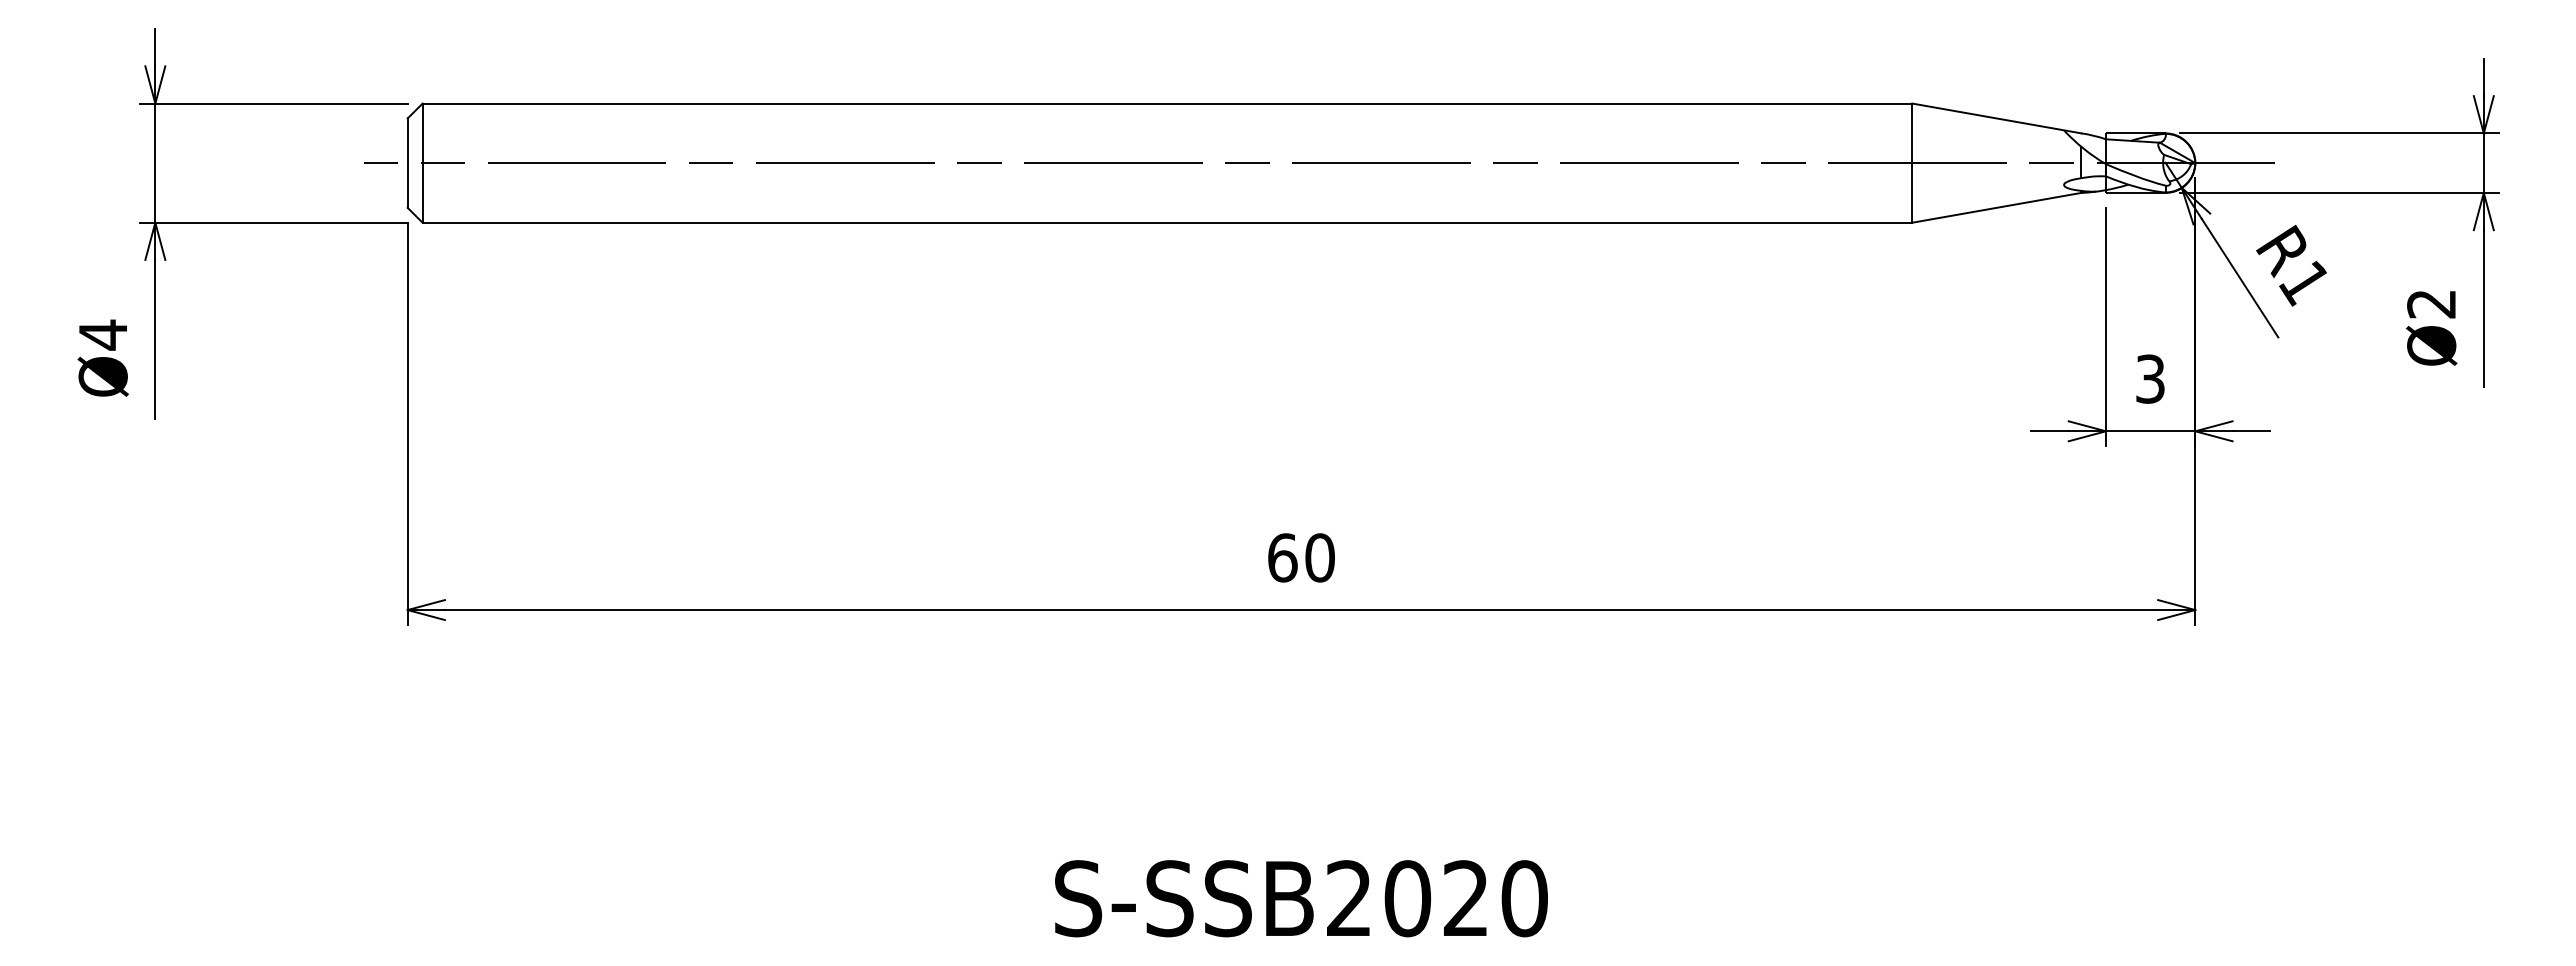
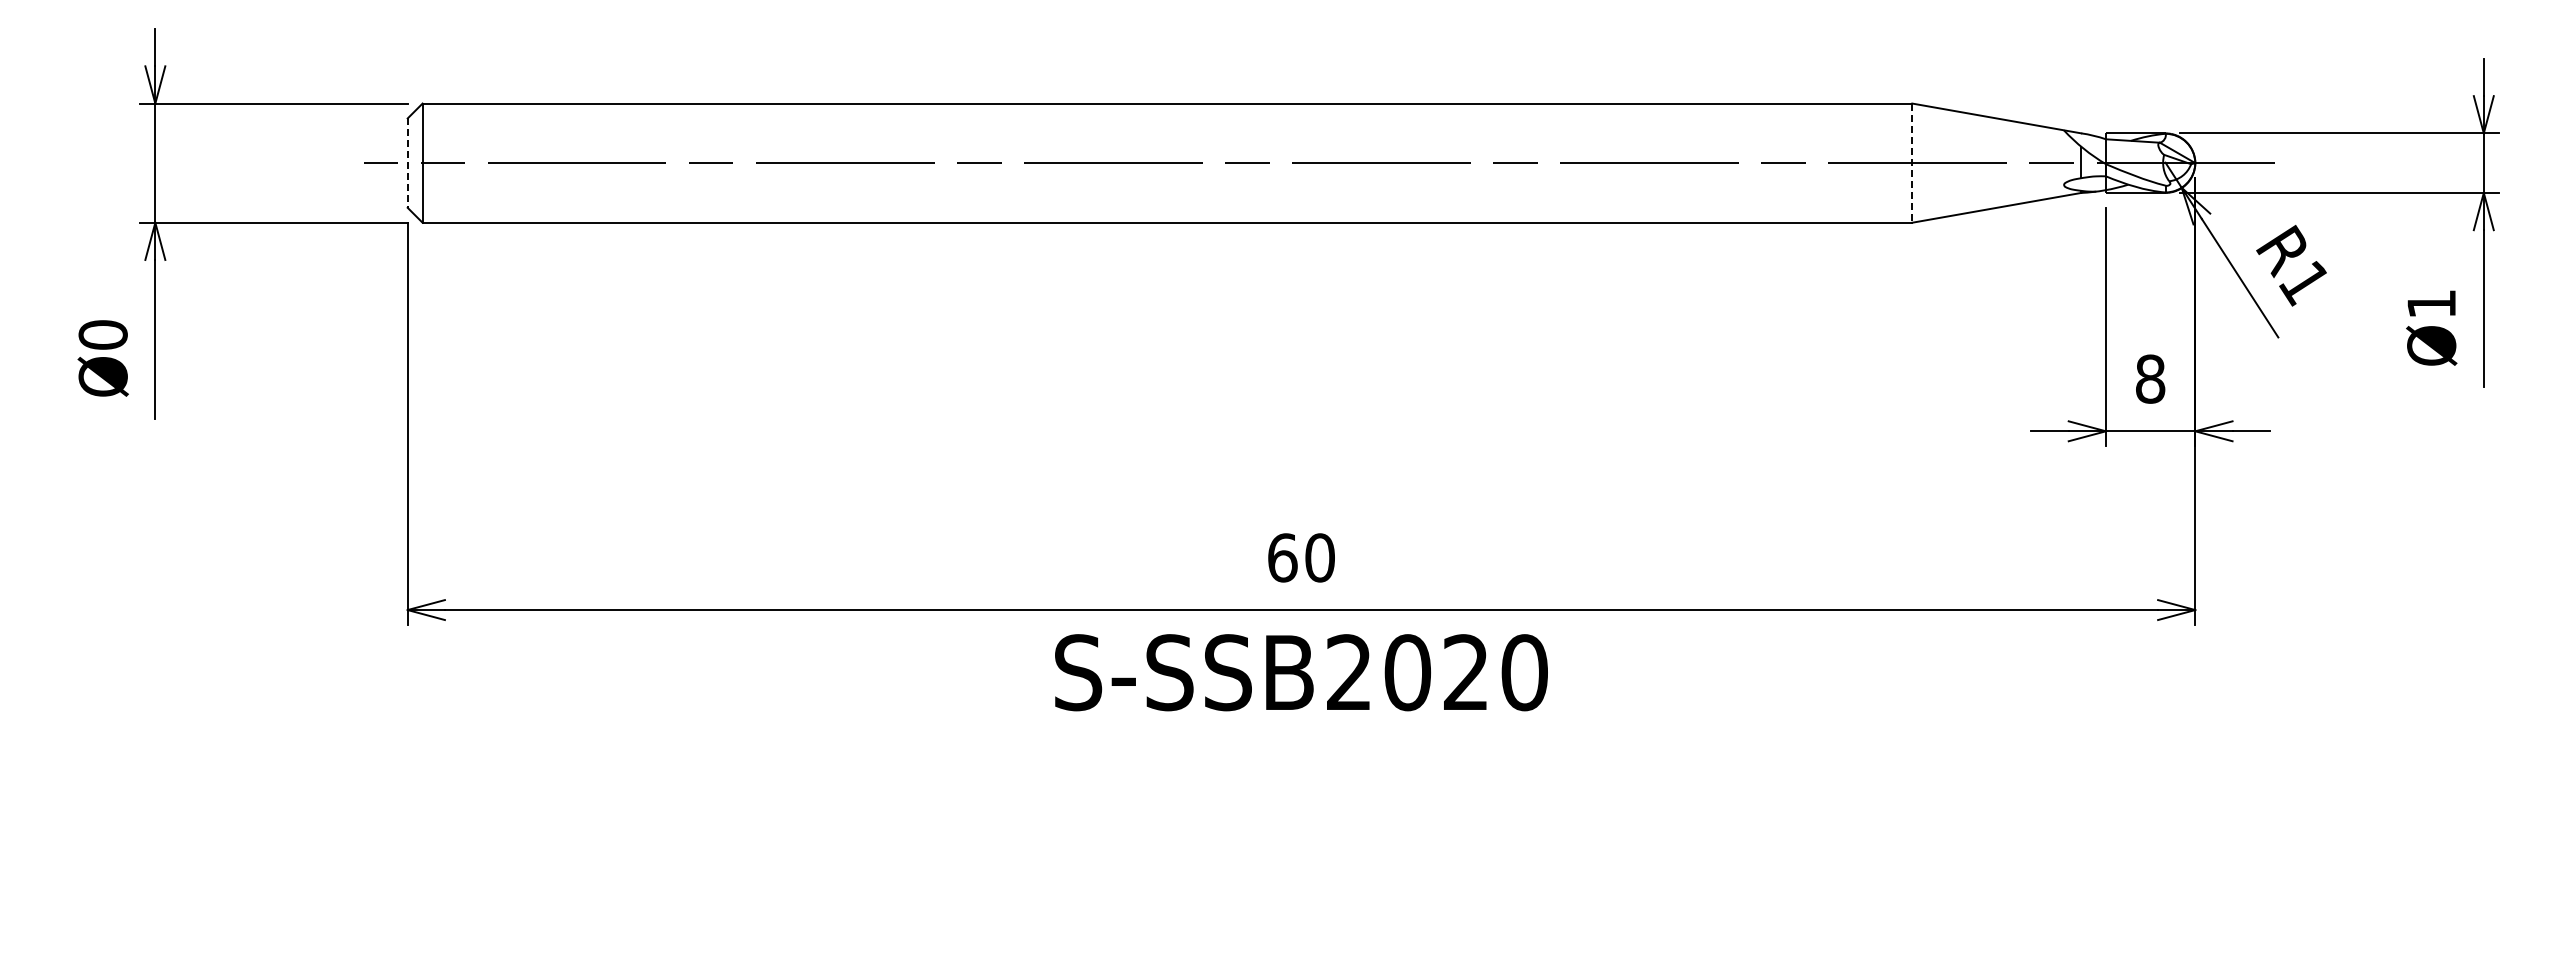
line: solid -> dashed (407, 163)
line: solid -> dashed (1912, 163)
text: Ø2 -> Ø1 (2431, 304)
text: Ø4 -> Ø0 (102, 334)
text: 3 -> 8 (2150, 378)
text position: (1301, 898) -> (1301, 672) (1301, 672)
